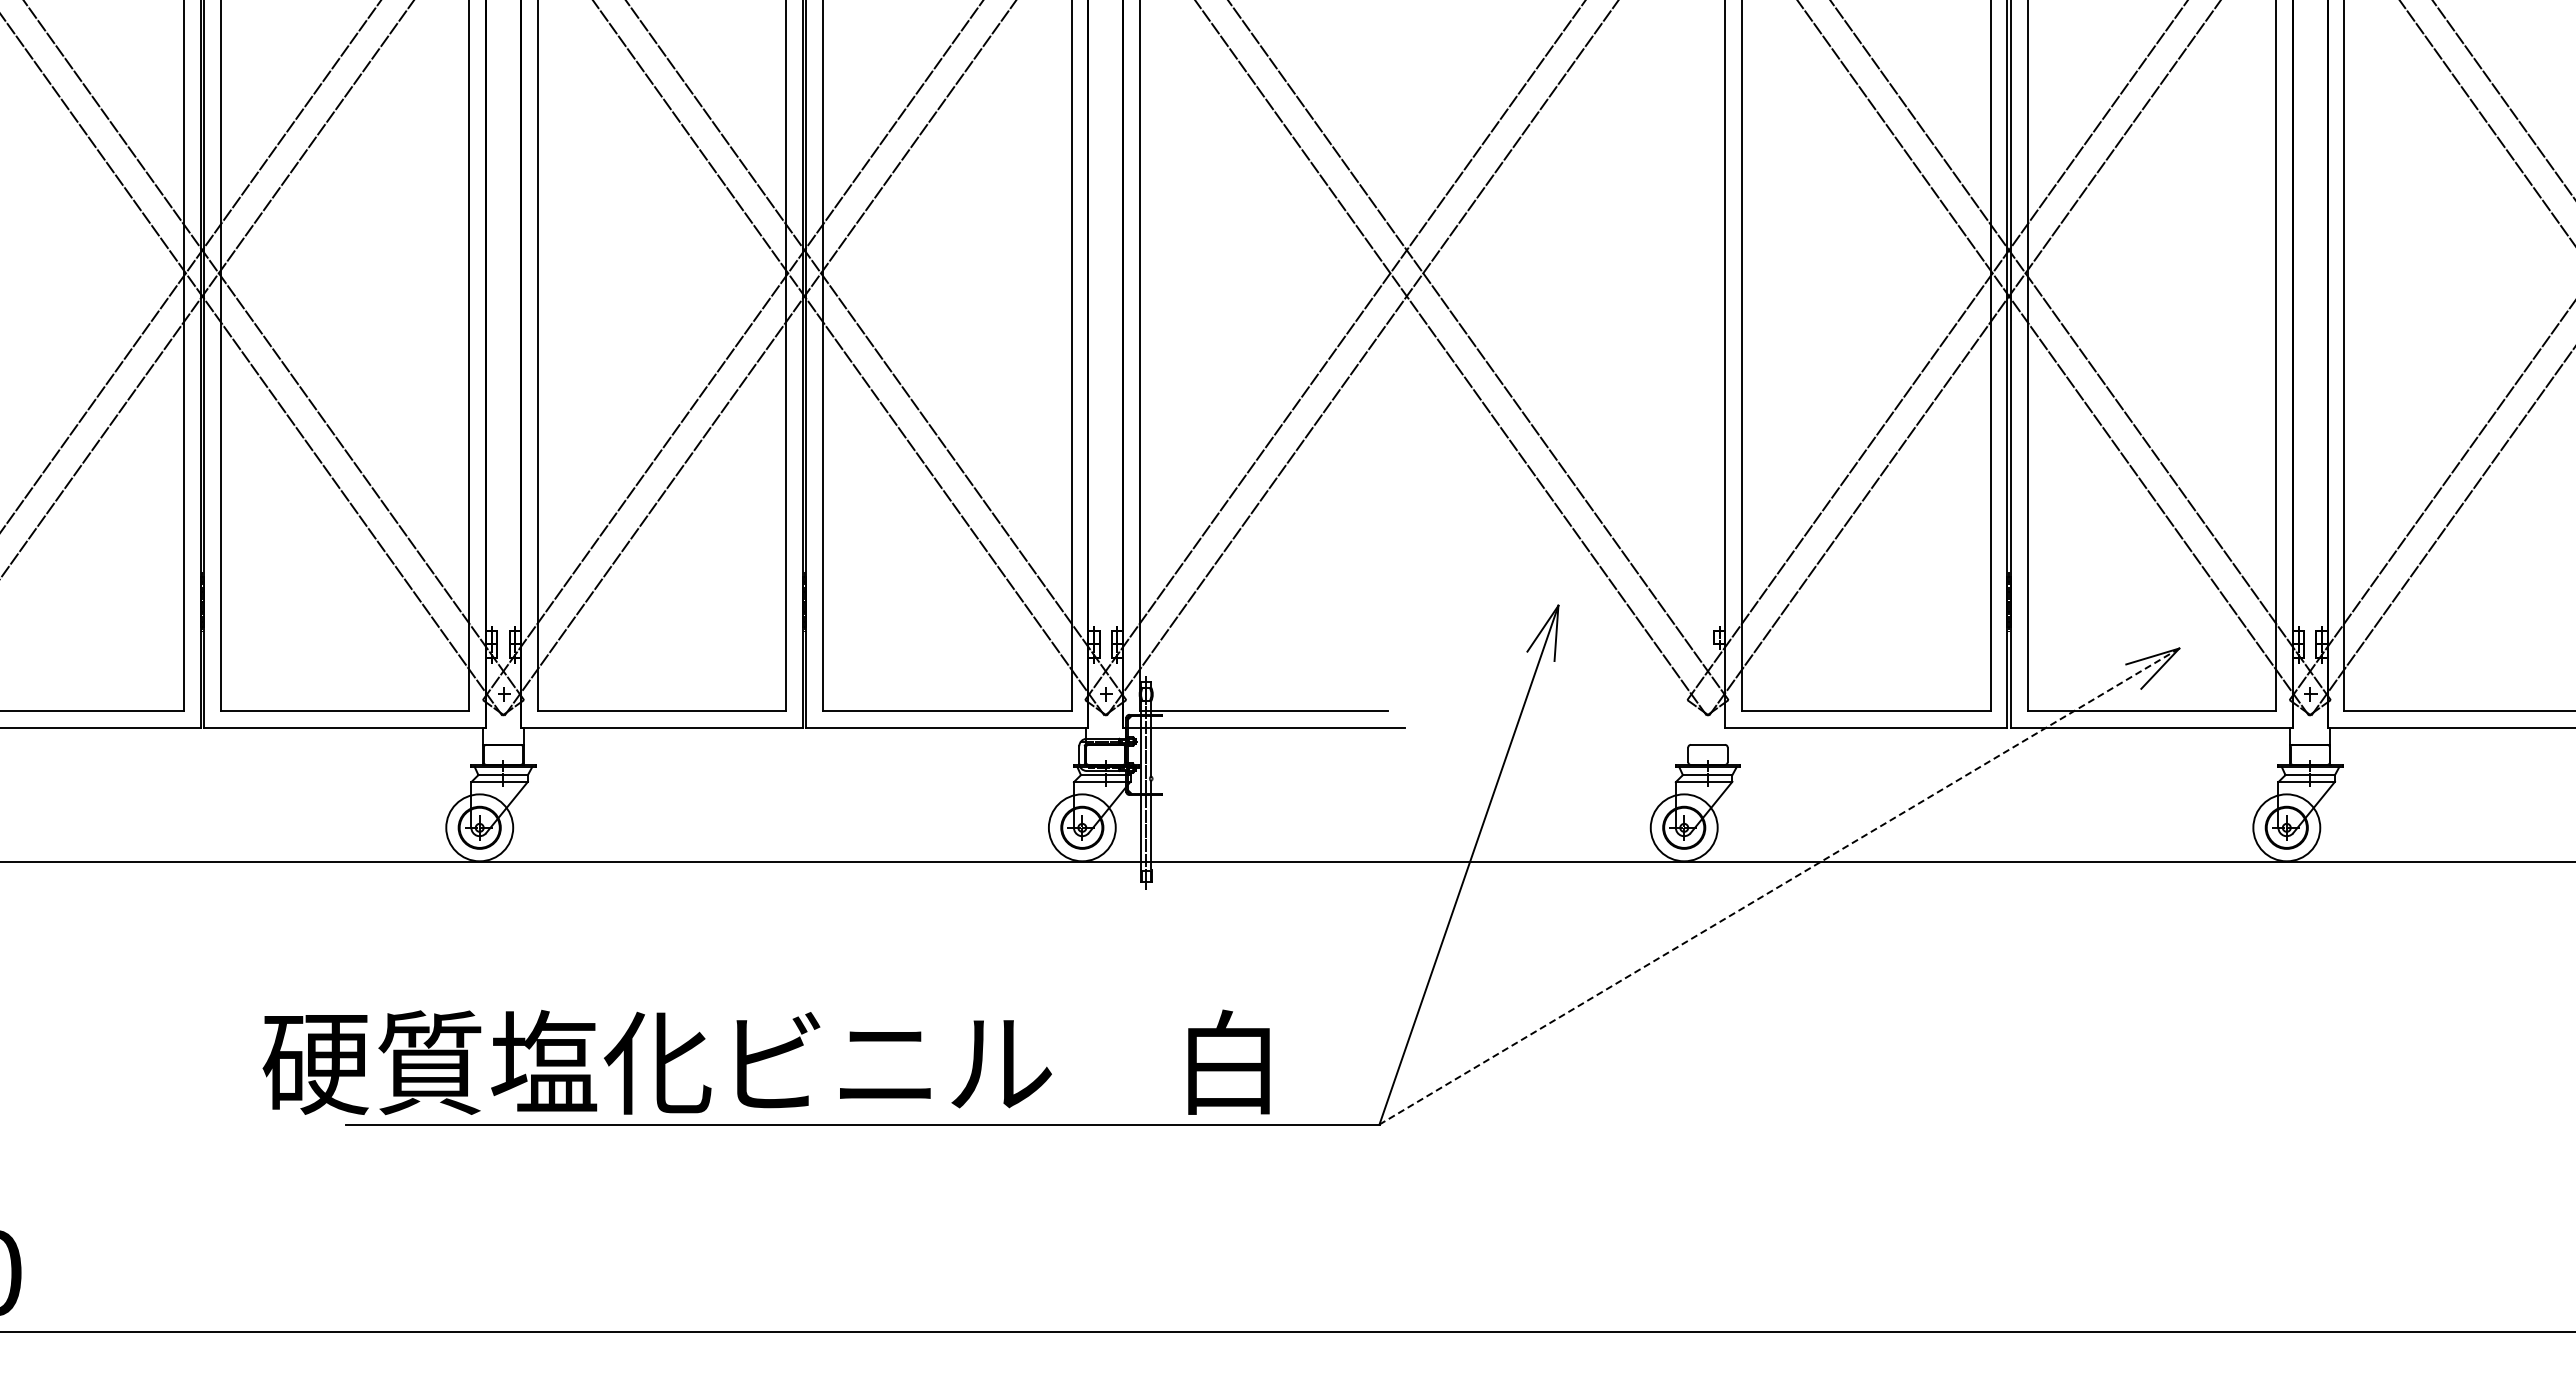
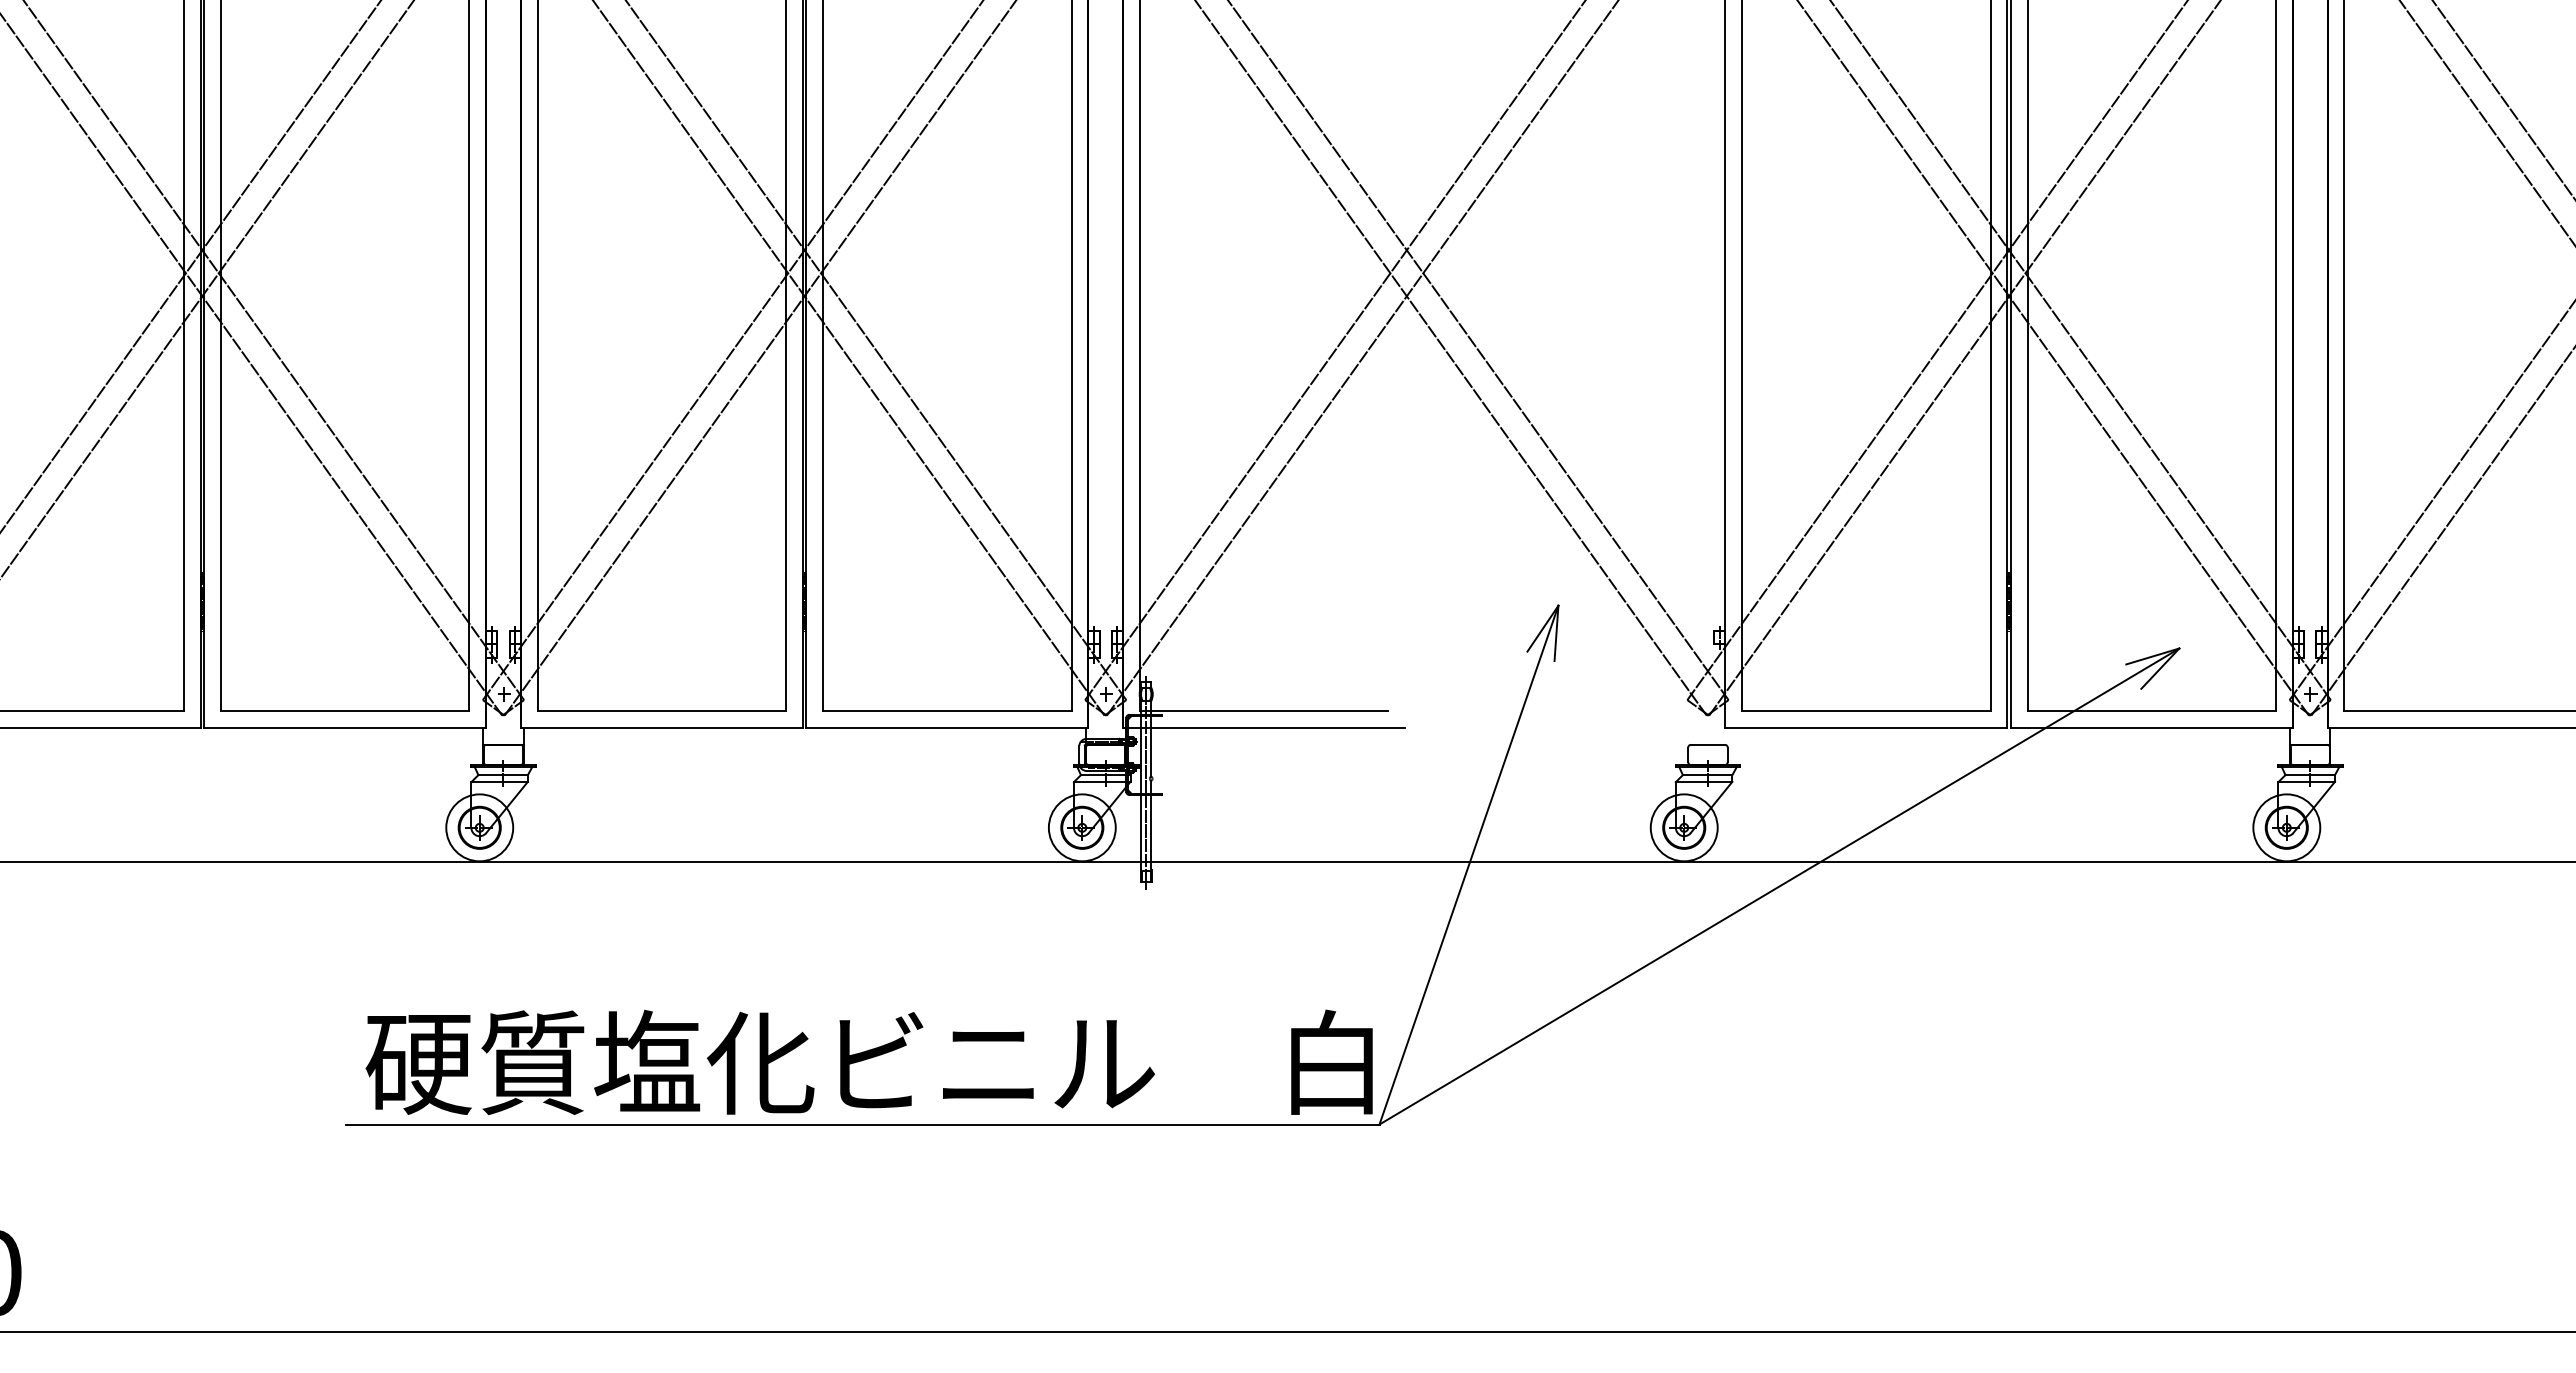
line: dashed -> solid (1778, 886)
text position: (765, 1062) -> (868, 1062) (868, 1062)
